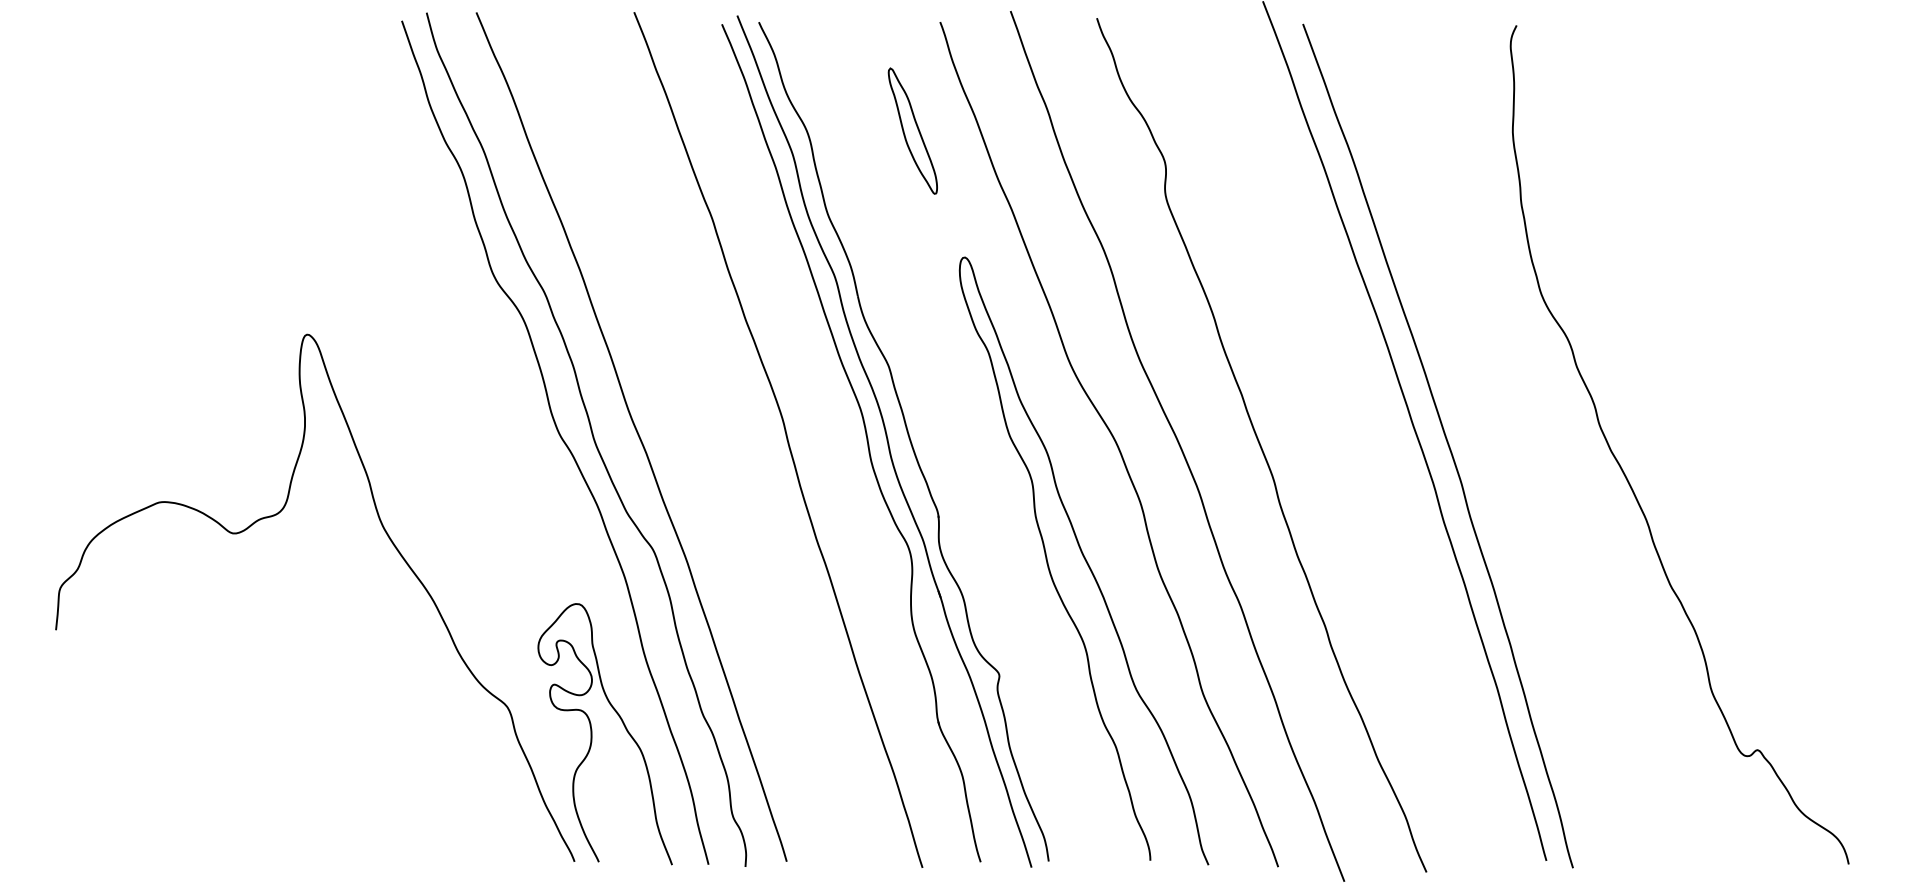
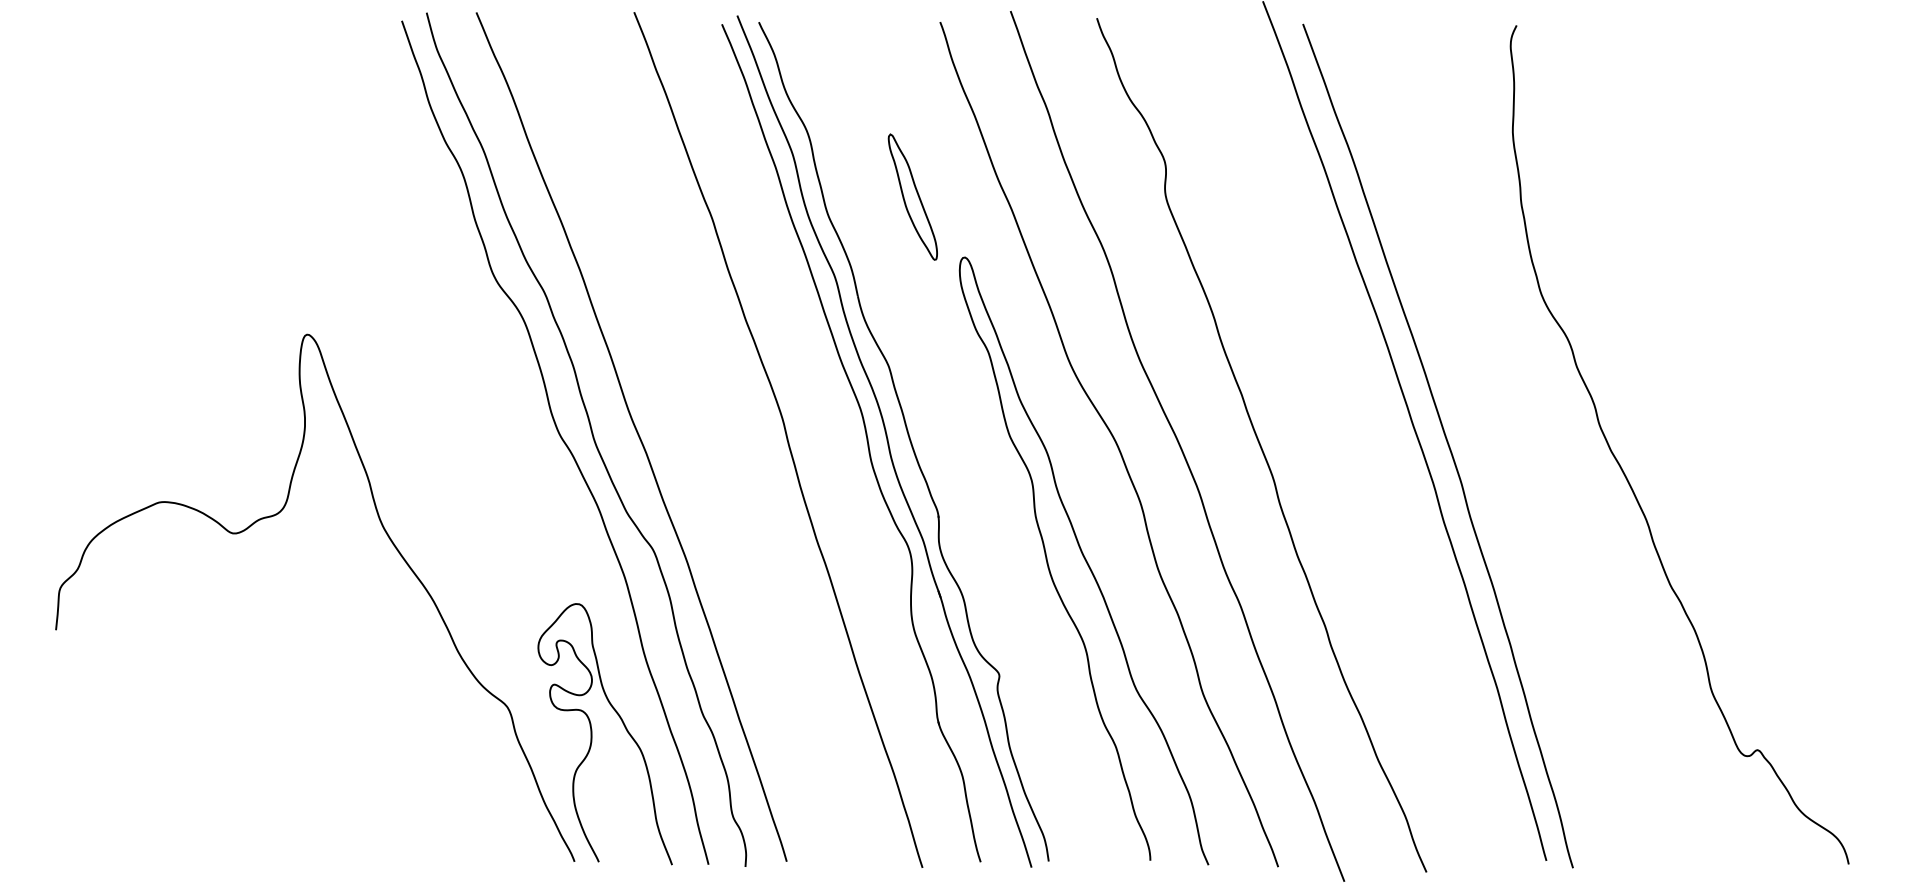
part position: (912, 130) -> (912, 196) (912, 196)
